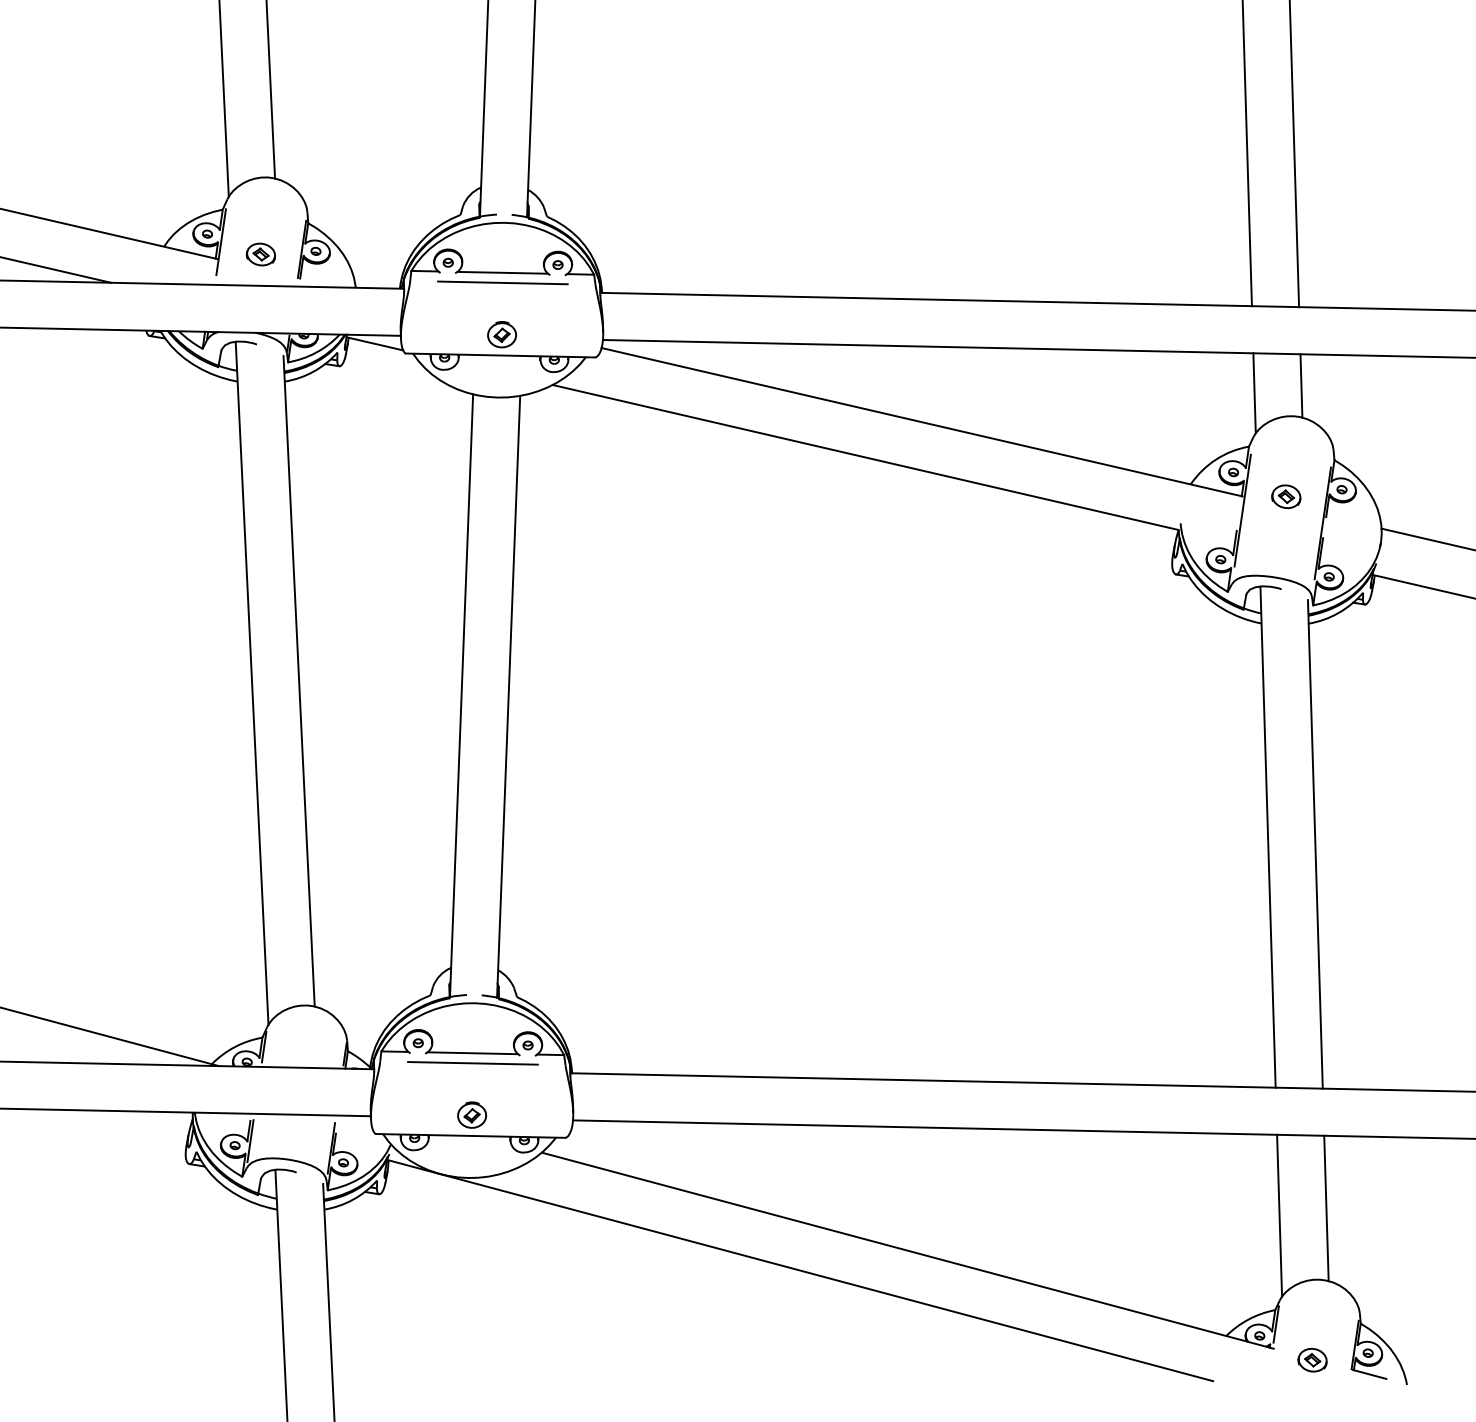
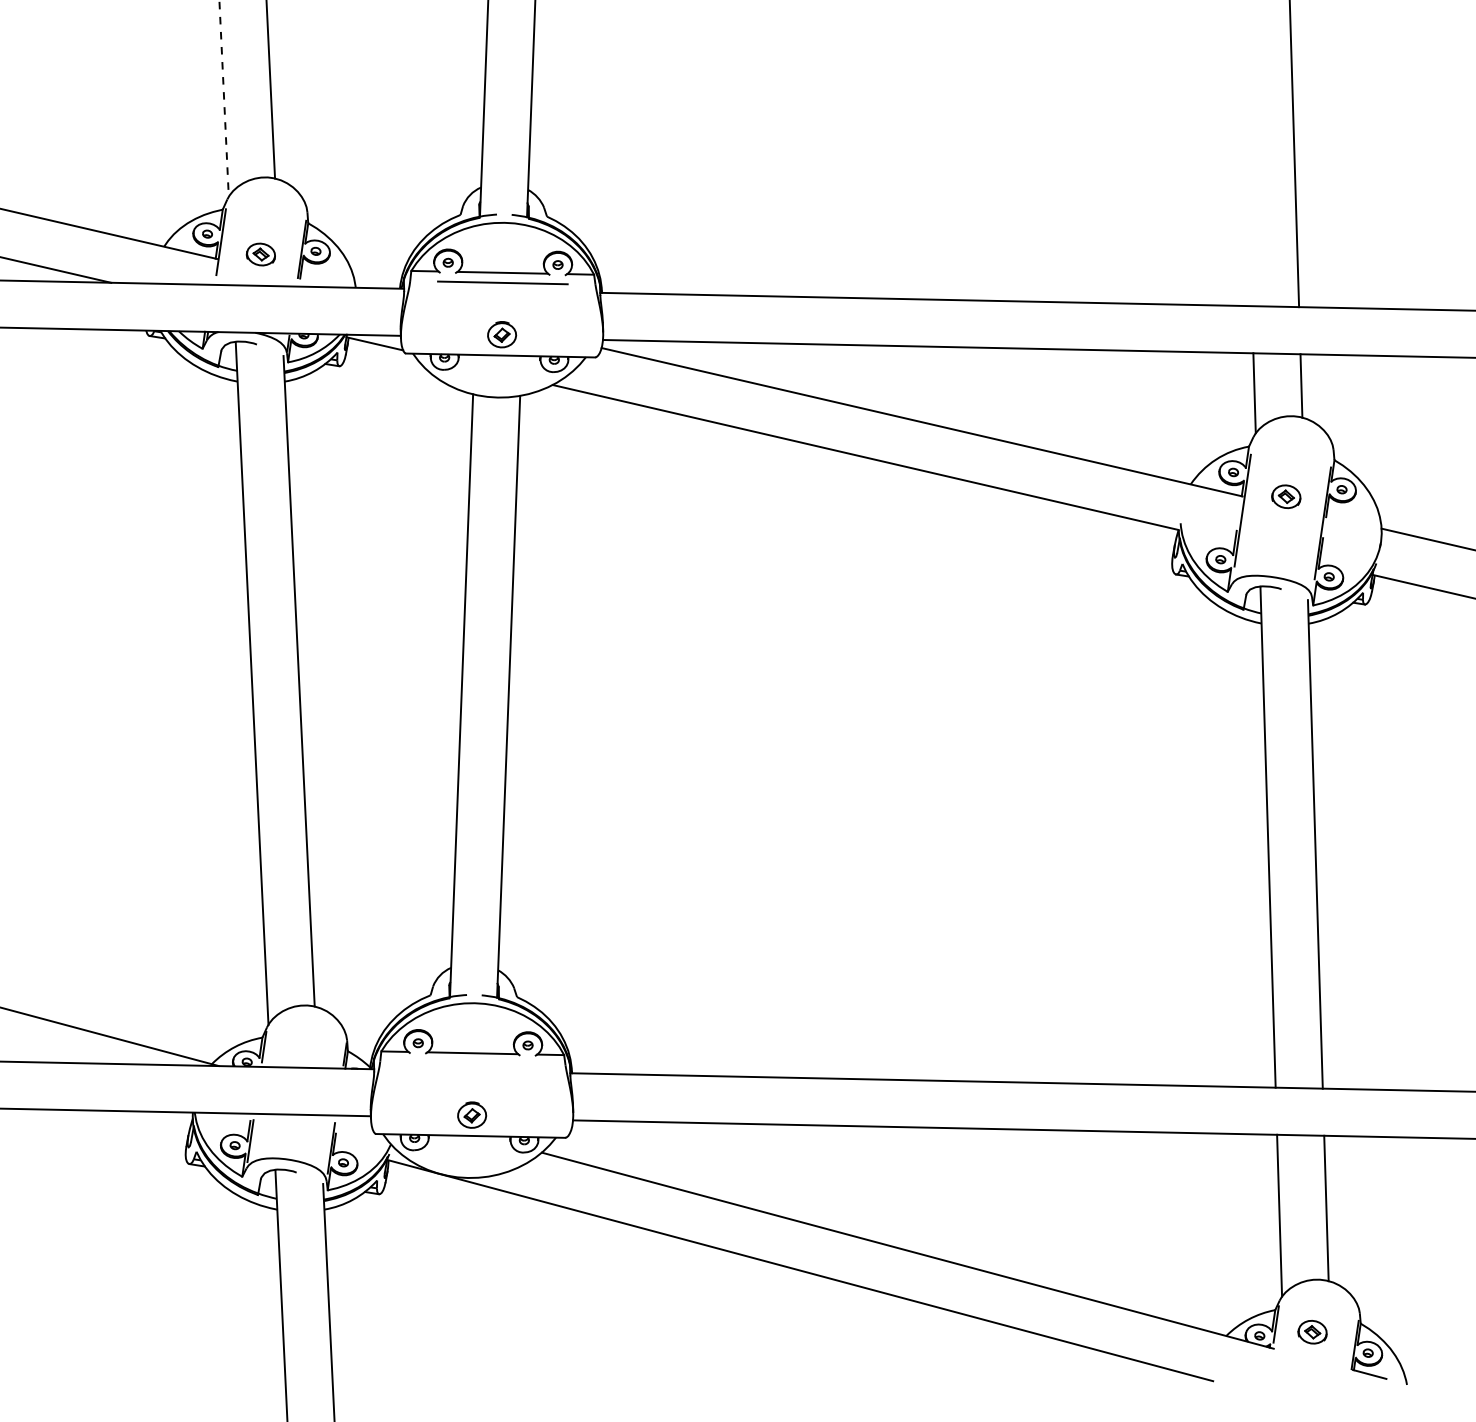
line: solid -> dashed (224, 98)
line: present -> none (1246, 154)
line: present -> none (472, 1063)
part position: (1312, 1360) -> (1312, 1332) (1312, 1332)
